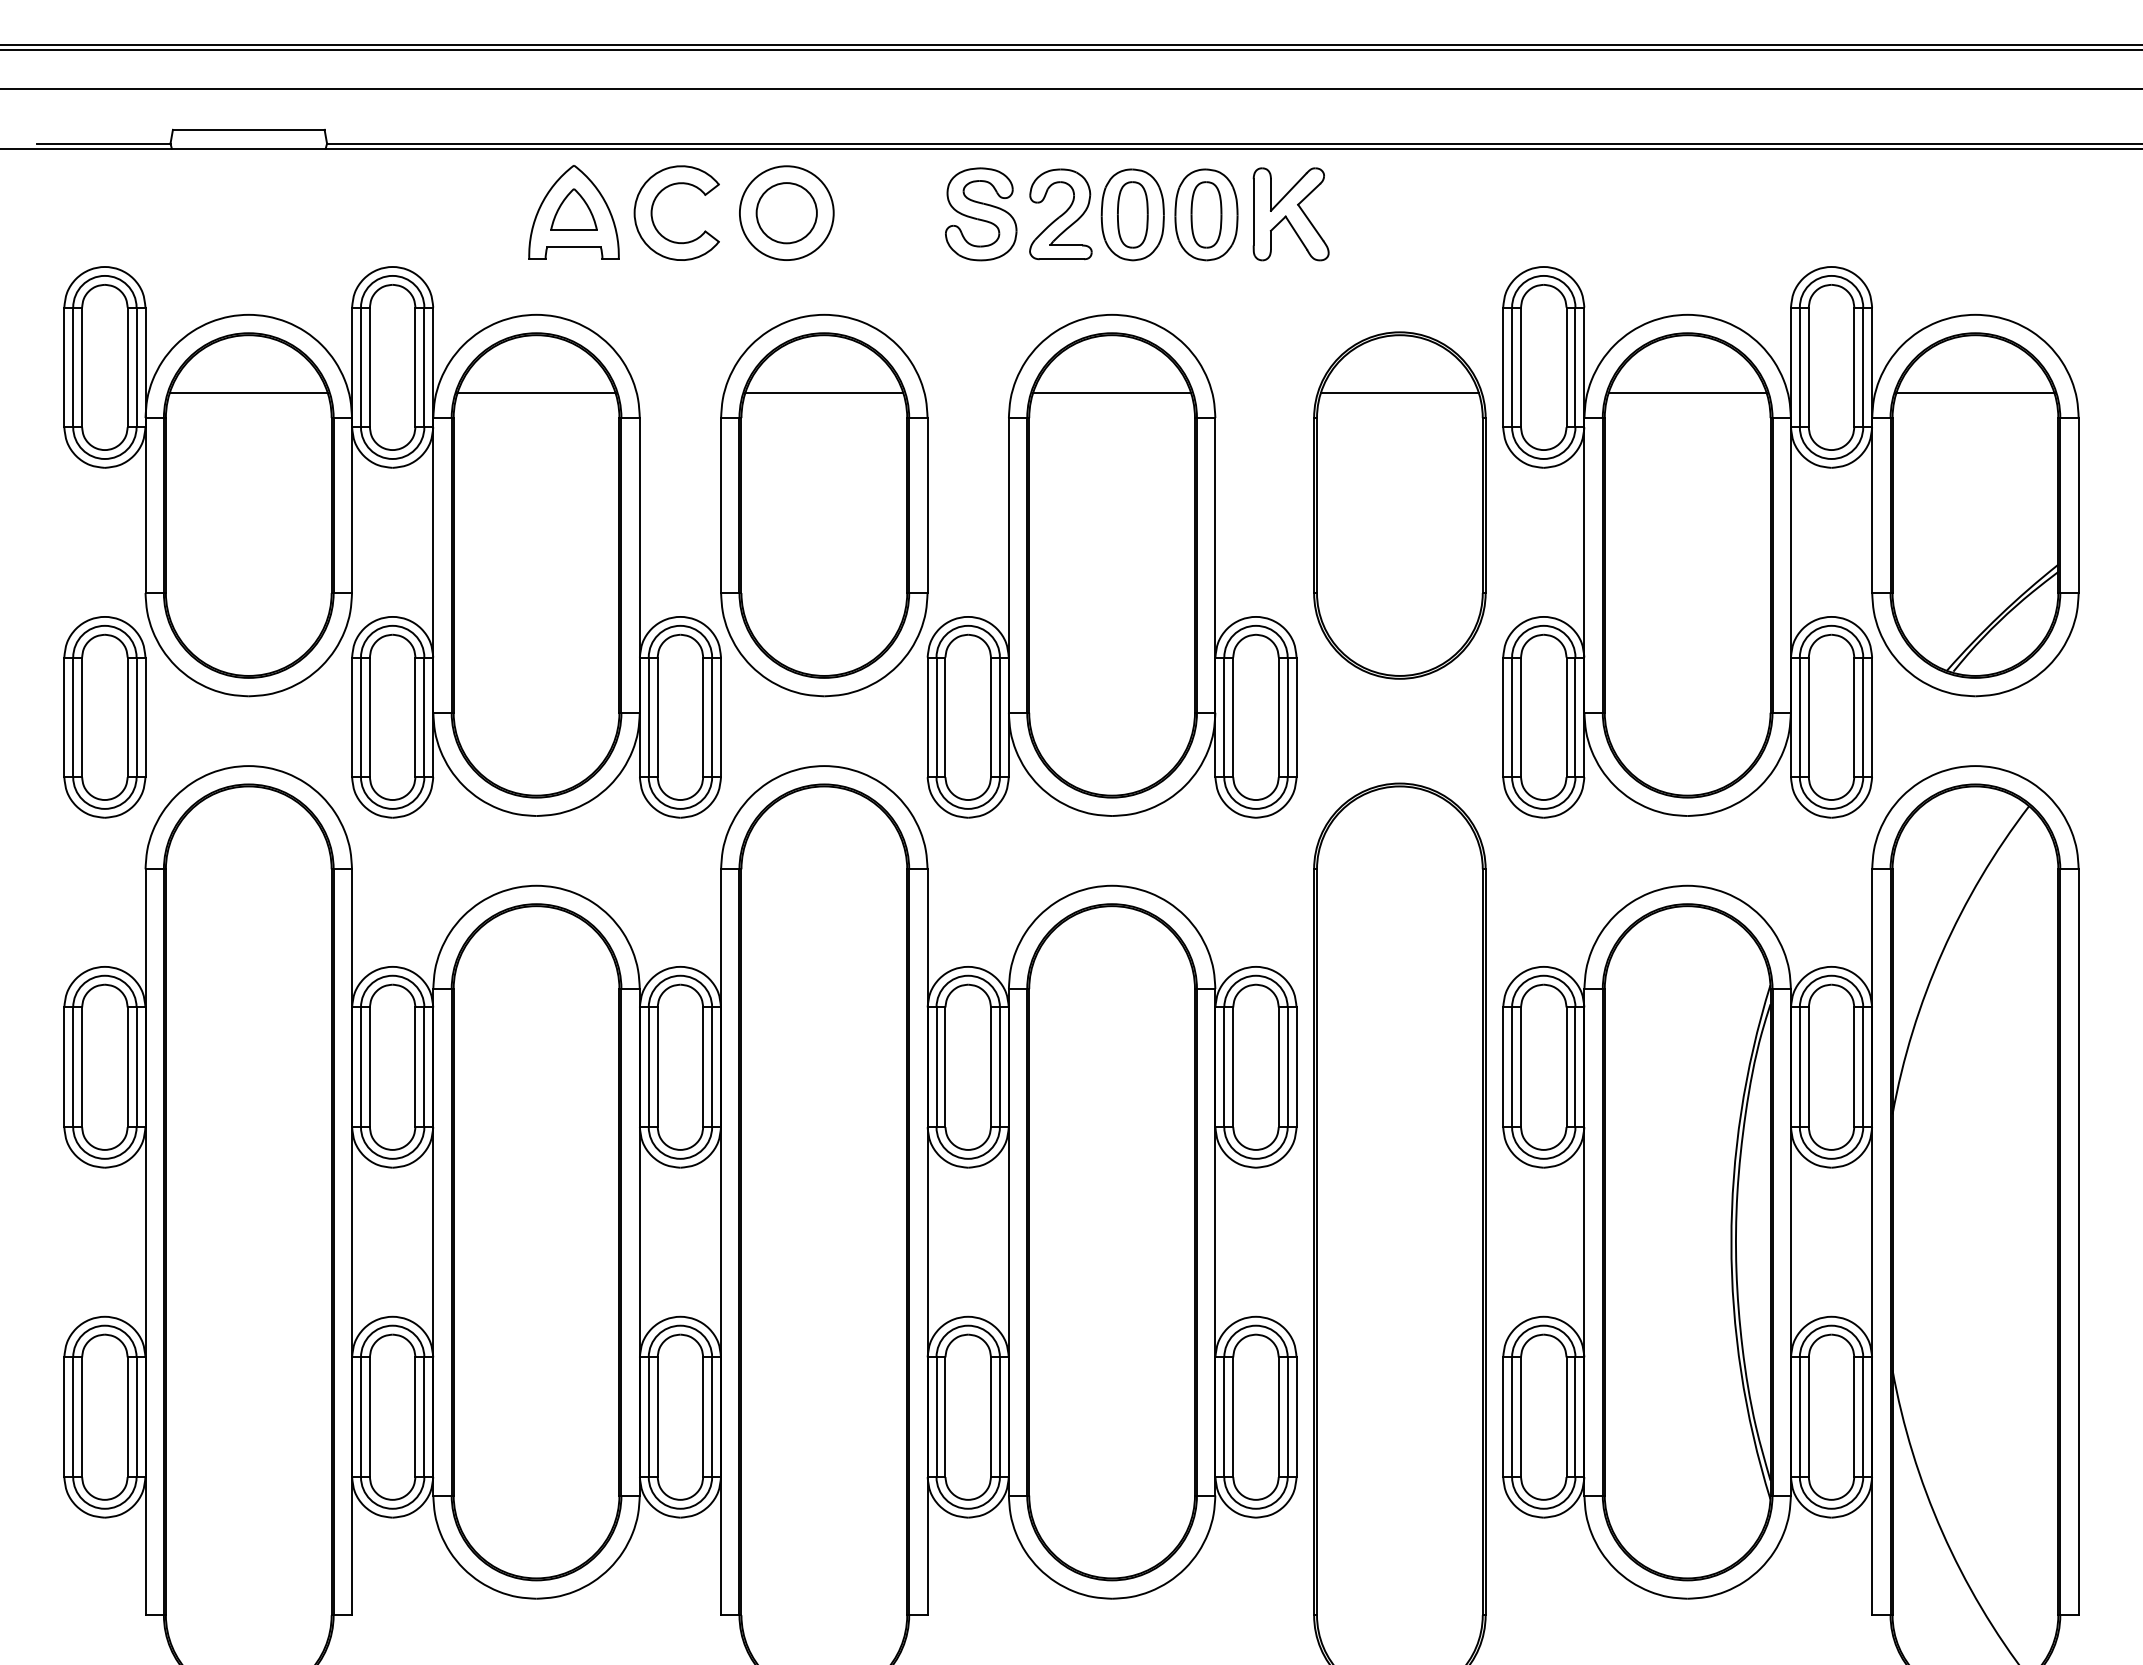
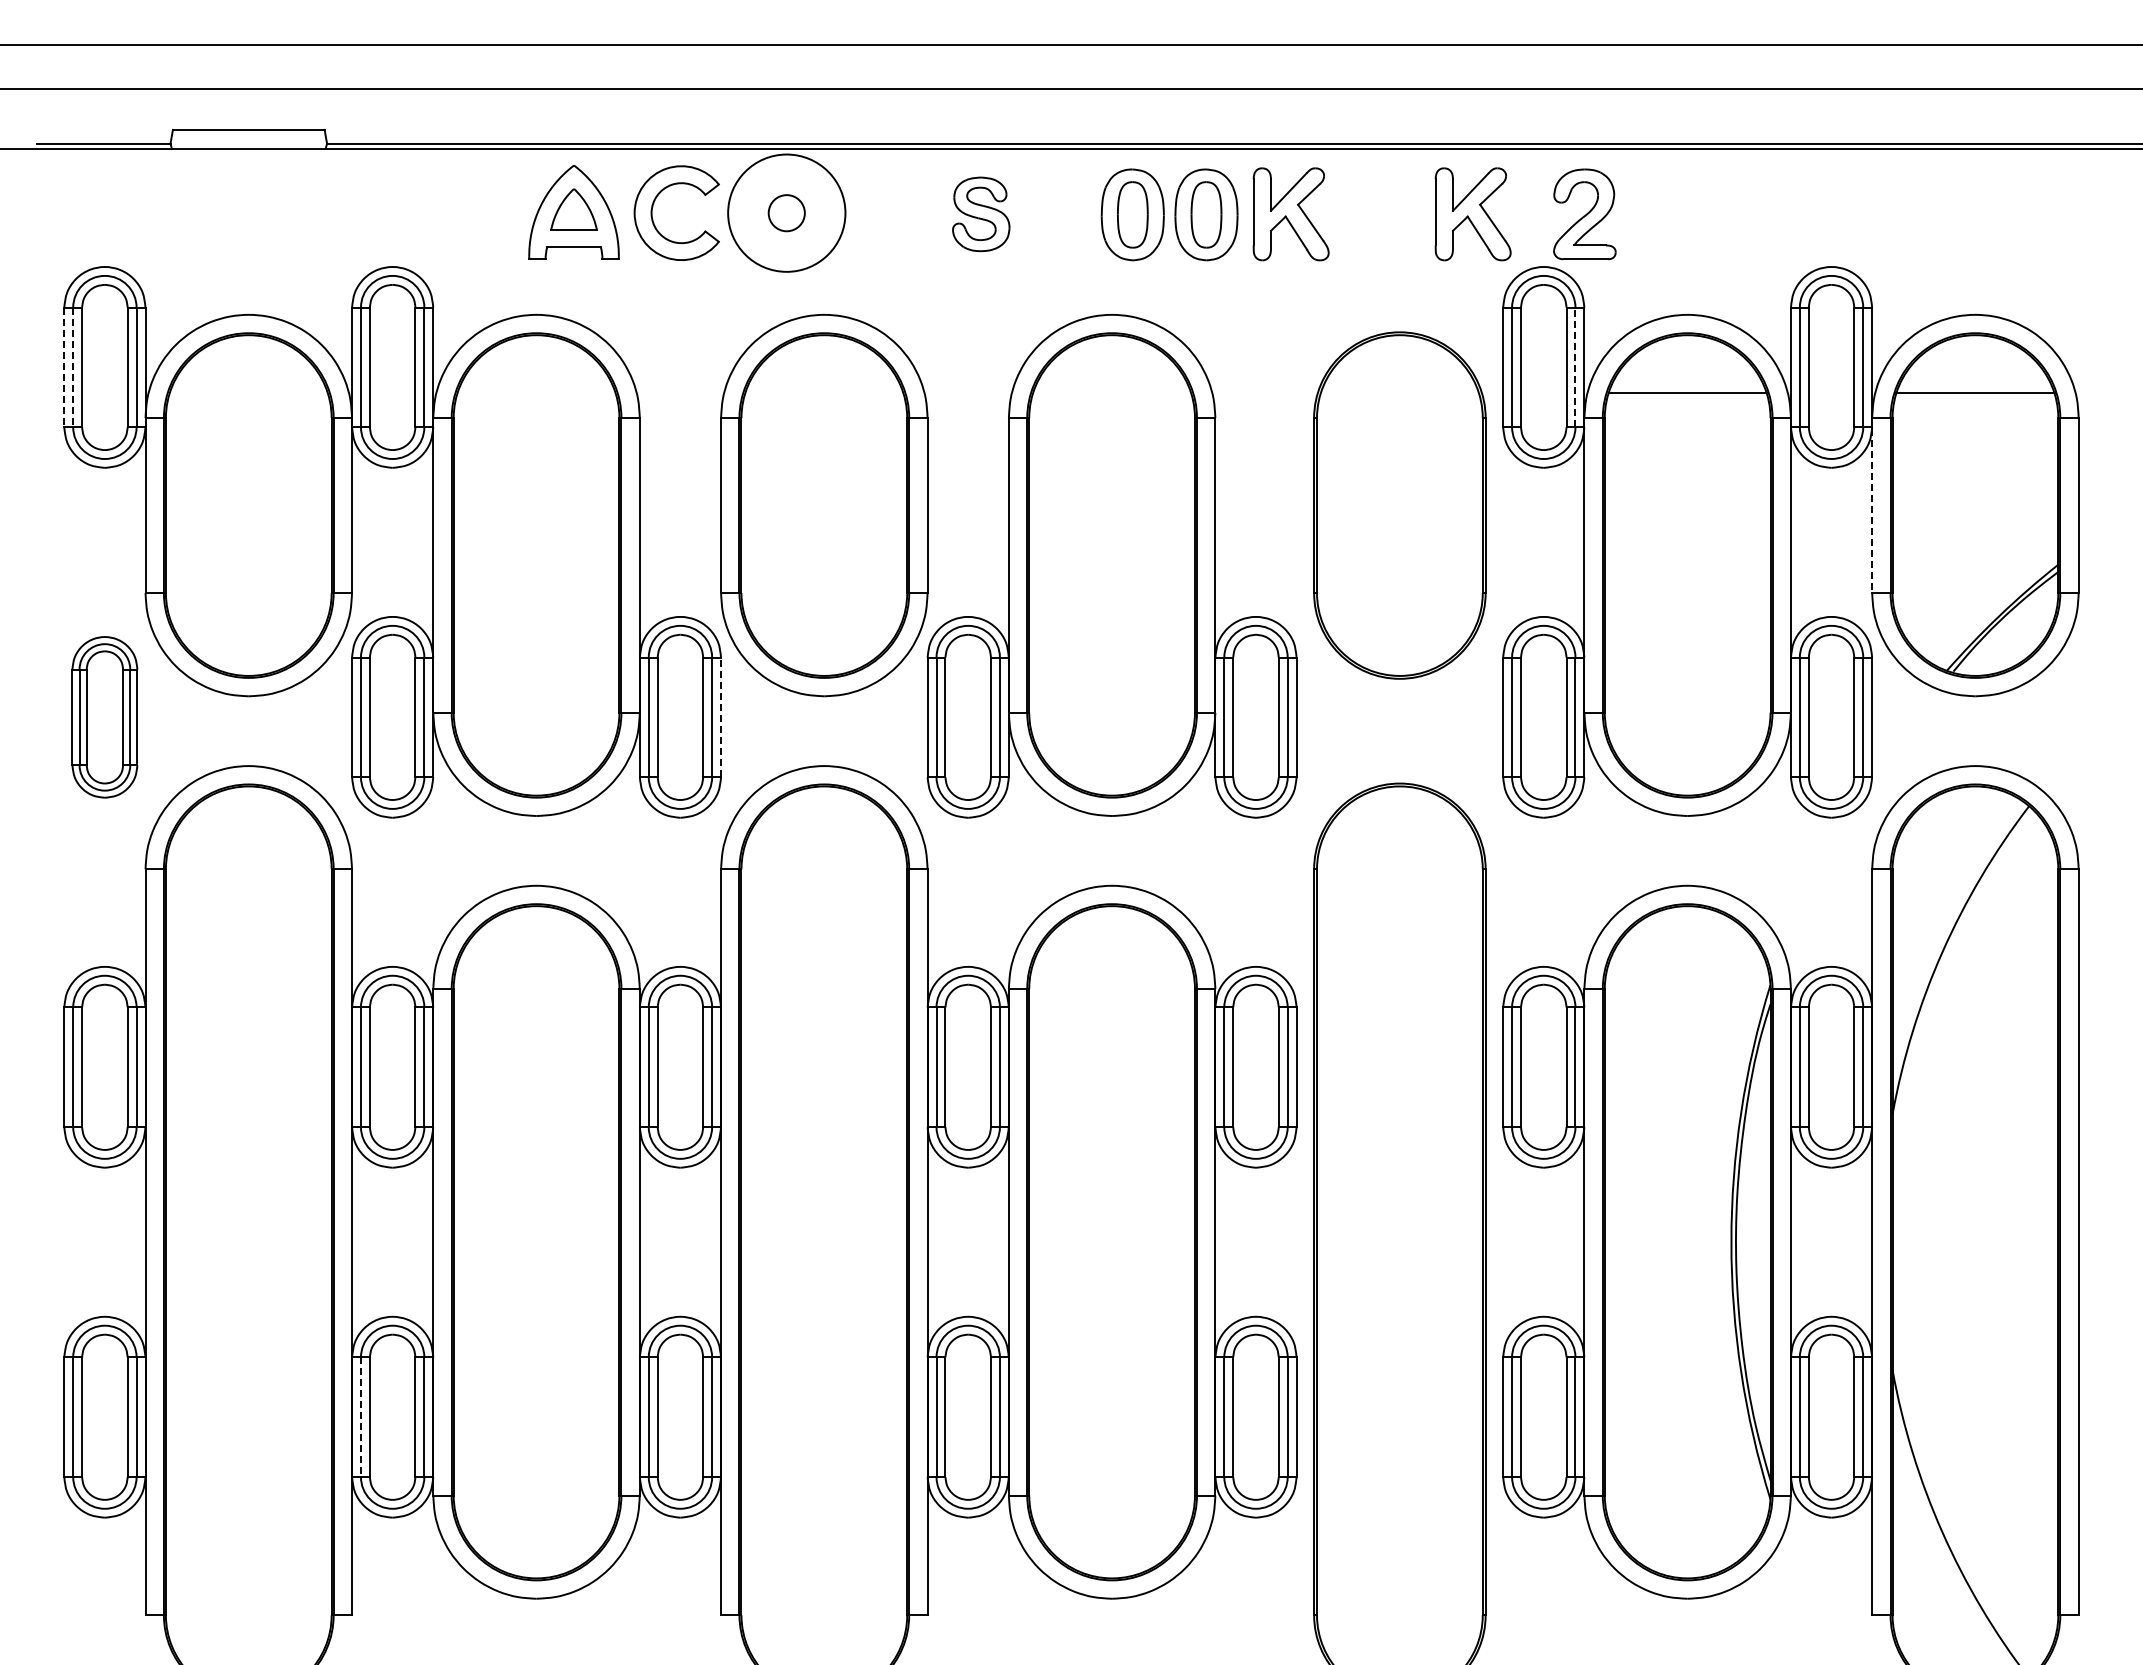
line: present -> none (1070, 49)
circle diameter: 60 px -> 36 px (786, 213)
circle diameter: 94 px -> 117 px (786, 212)
part size: 73x95 px -> 59x77 px (981, 214)
part position: (1060, 214) -> (1584, 214) (1584, 214)
part: none -> present (1472, 214)
line: solid -> dashed (64, 367)
line: solid -> dashed (73, 367)
line: solid -> dashed (1575, 367)
line: present -> none (248, 393)
line: present -> none (536, 393)
line: present -> none (824, 393)
line: present -> none (1111, 393)
line: present -> none (1399, 393)
line: solid -> dashed (1872, 506)
part size: 84x203 px -> 68x163 px (104, 717)
line: solid -> dashed (721, 717)
line: solid -> dashed (360, 1417)
